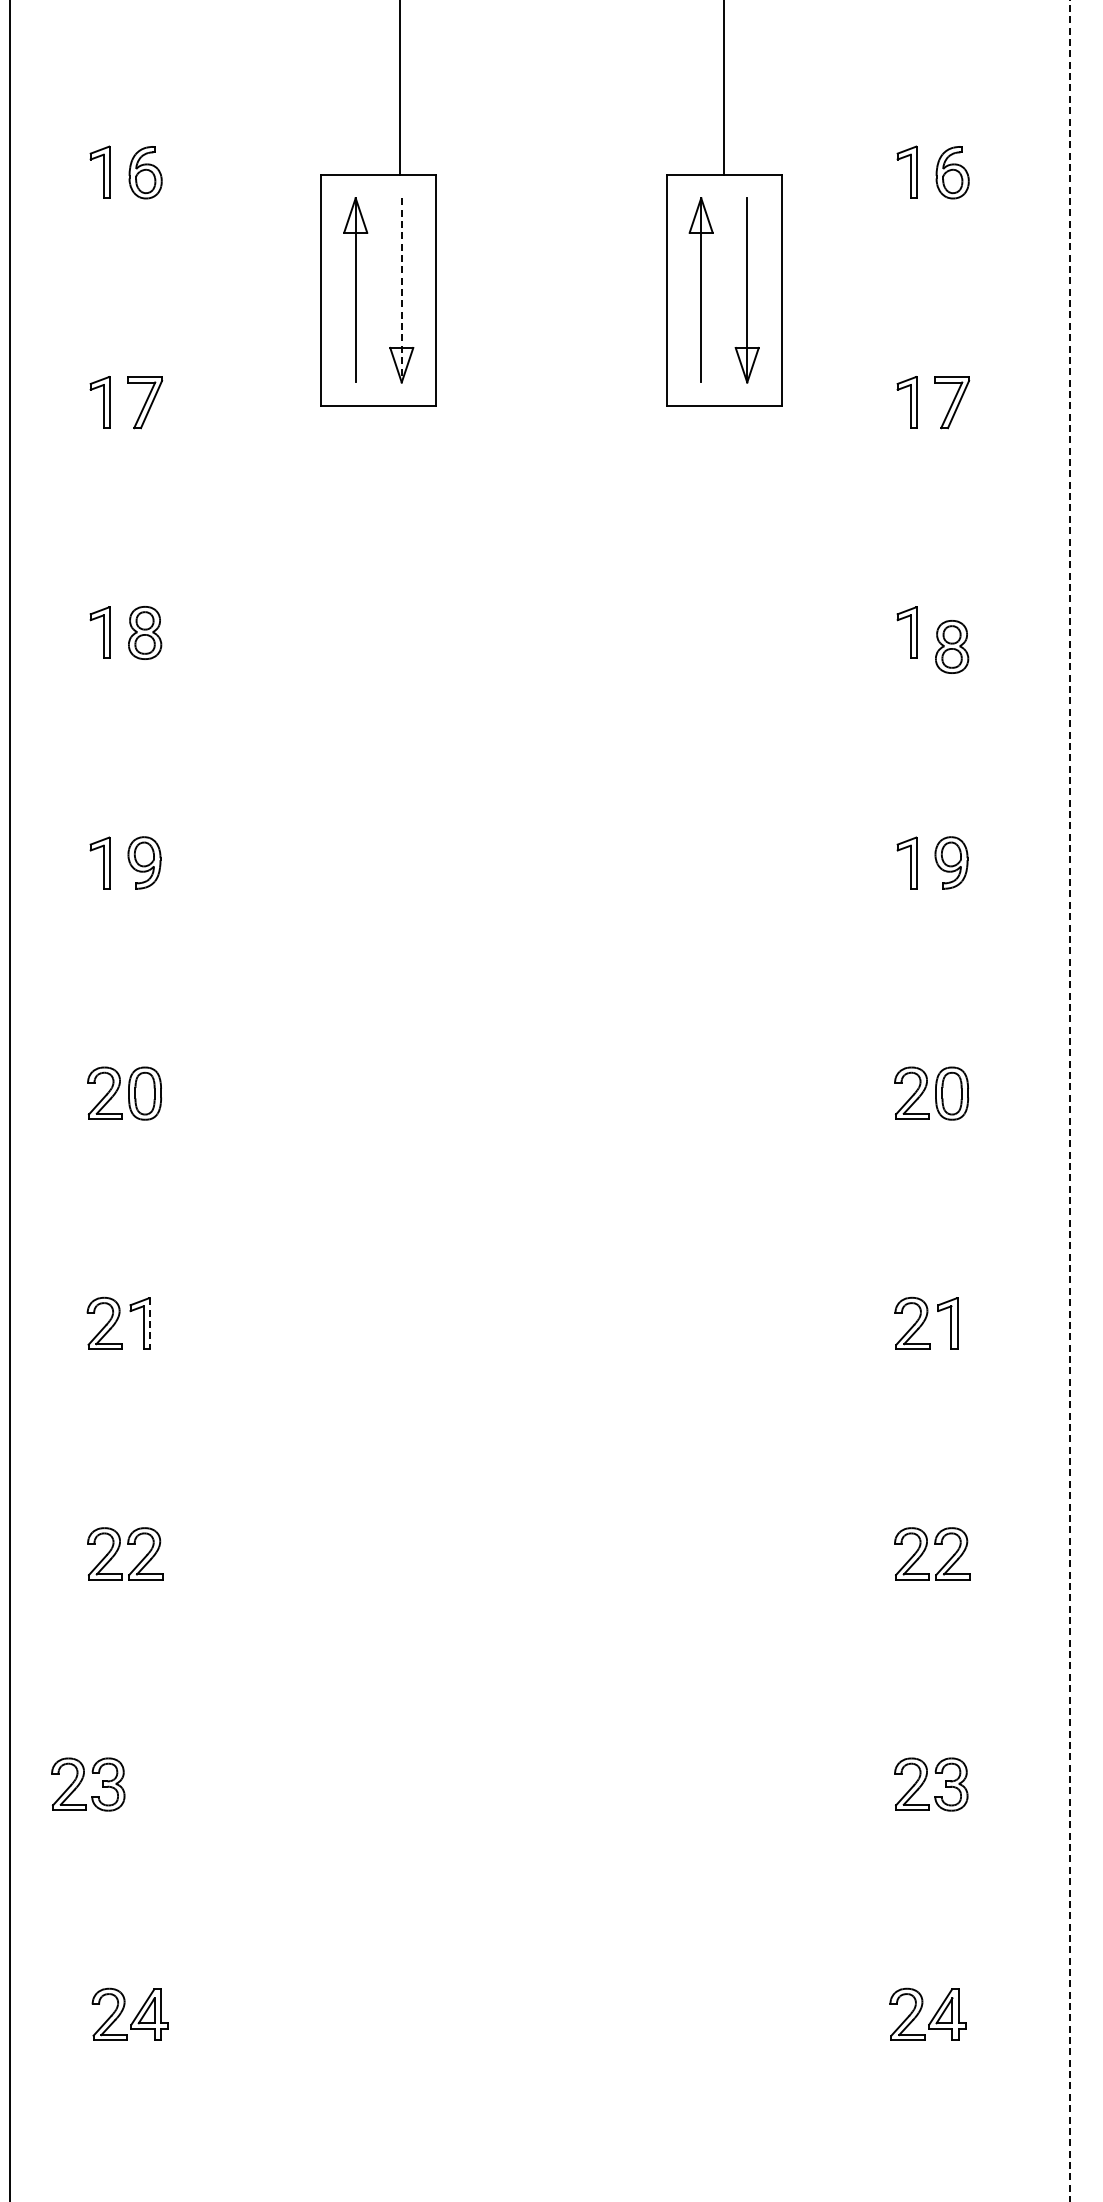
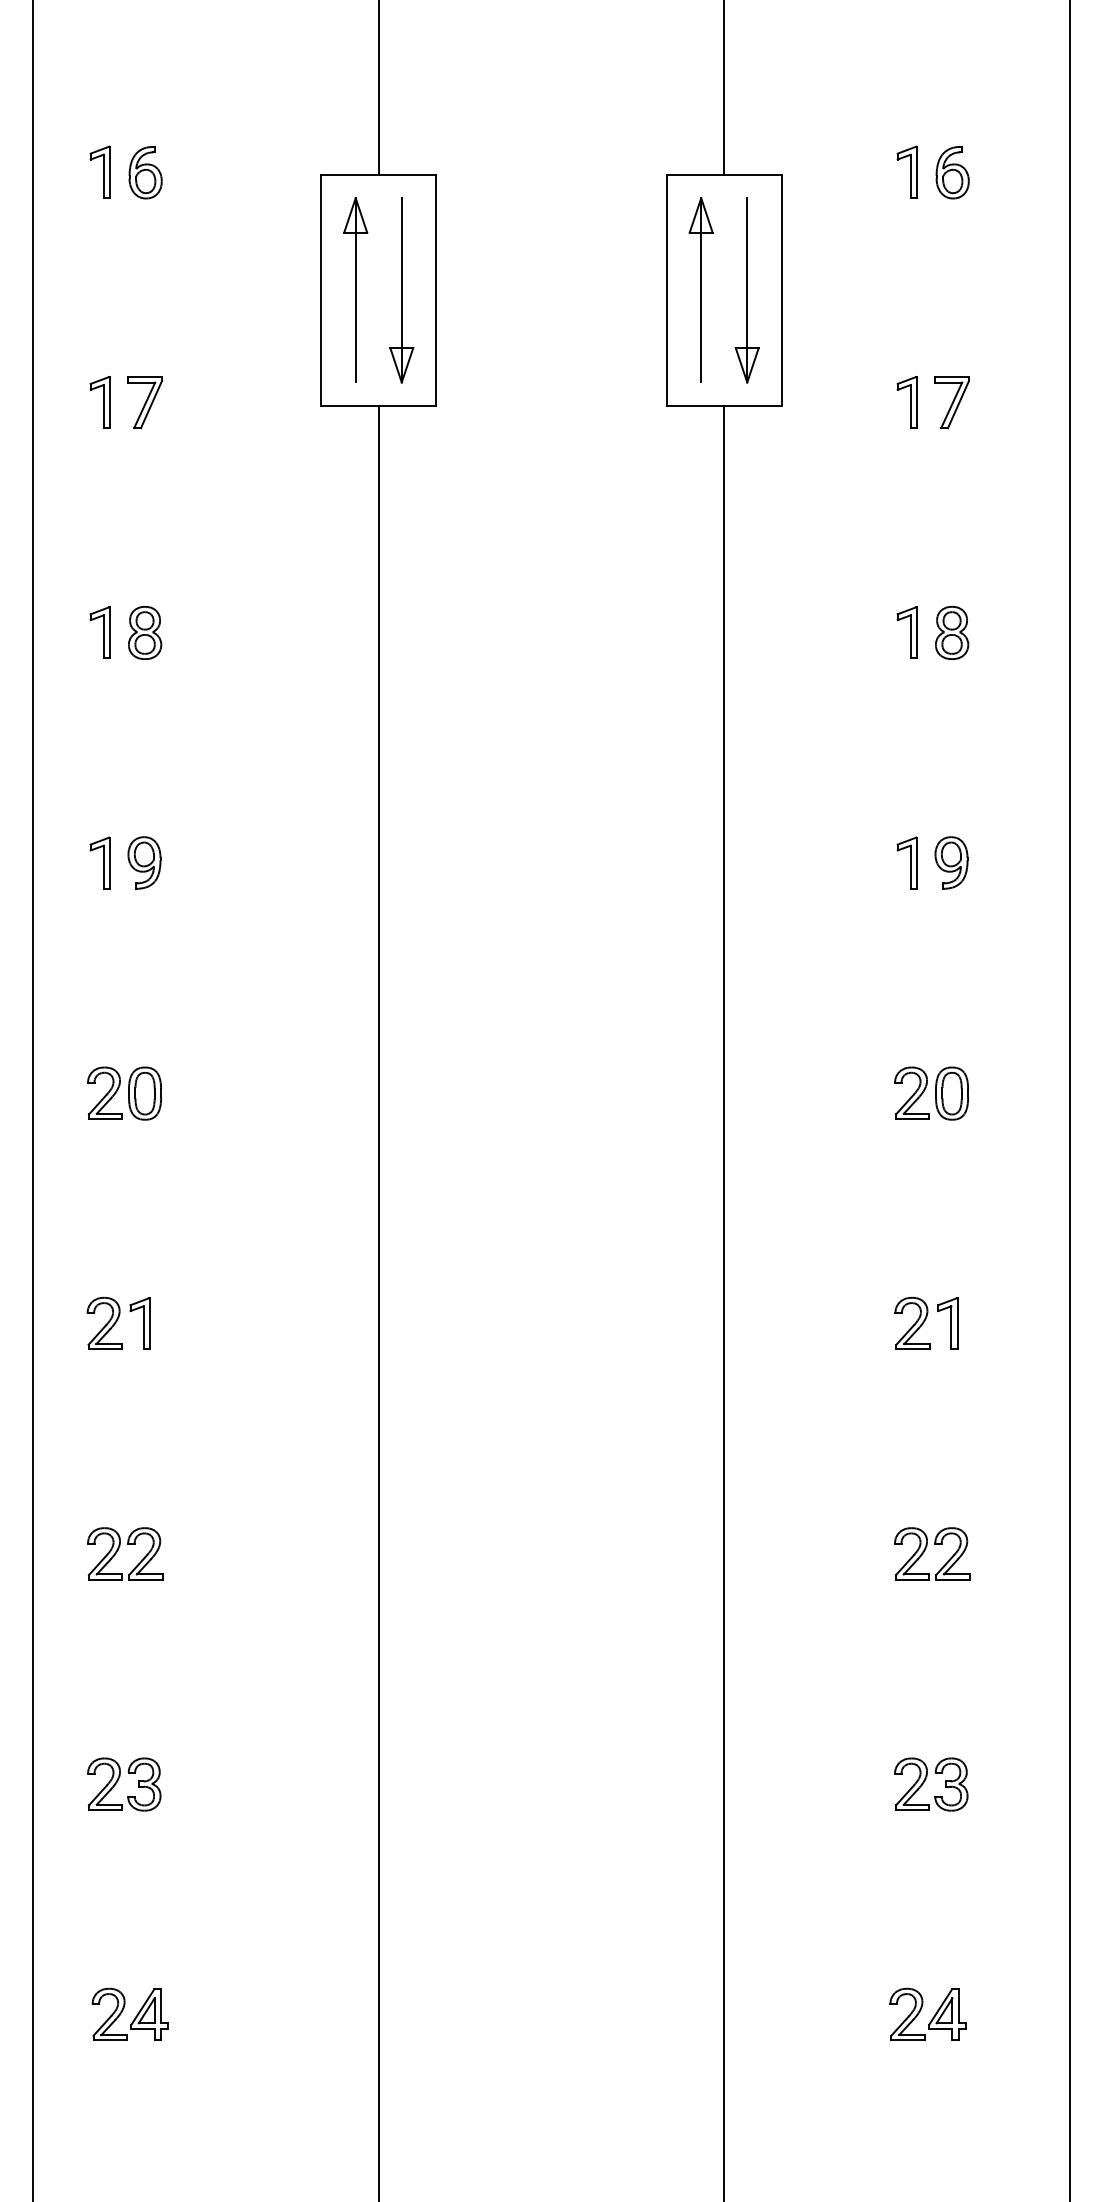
line position: (399, 88) -> (378, 88) (378, 88)
line: dashed -> solid (401, 290)
part position: (952, 646) -> (952, 632) (952, 632)
line position: (10, 1100) -> (33, 1100) (33, 1100)
line: dashed -> solid (1069, 1100)
line: none -> present (378, 1301)
line: none -> present (724, 1301)
line: dashed -> solid (150, 1323)
part position: (82, 1780) -> (118, 1780) (118, 1780)
